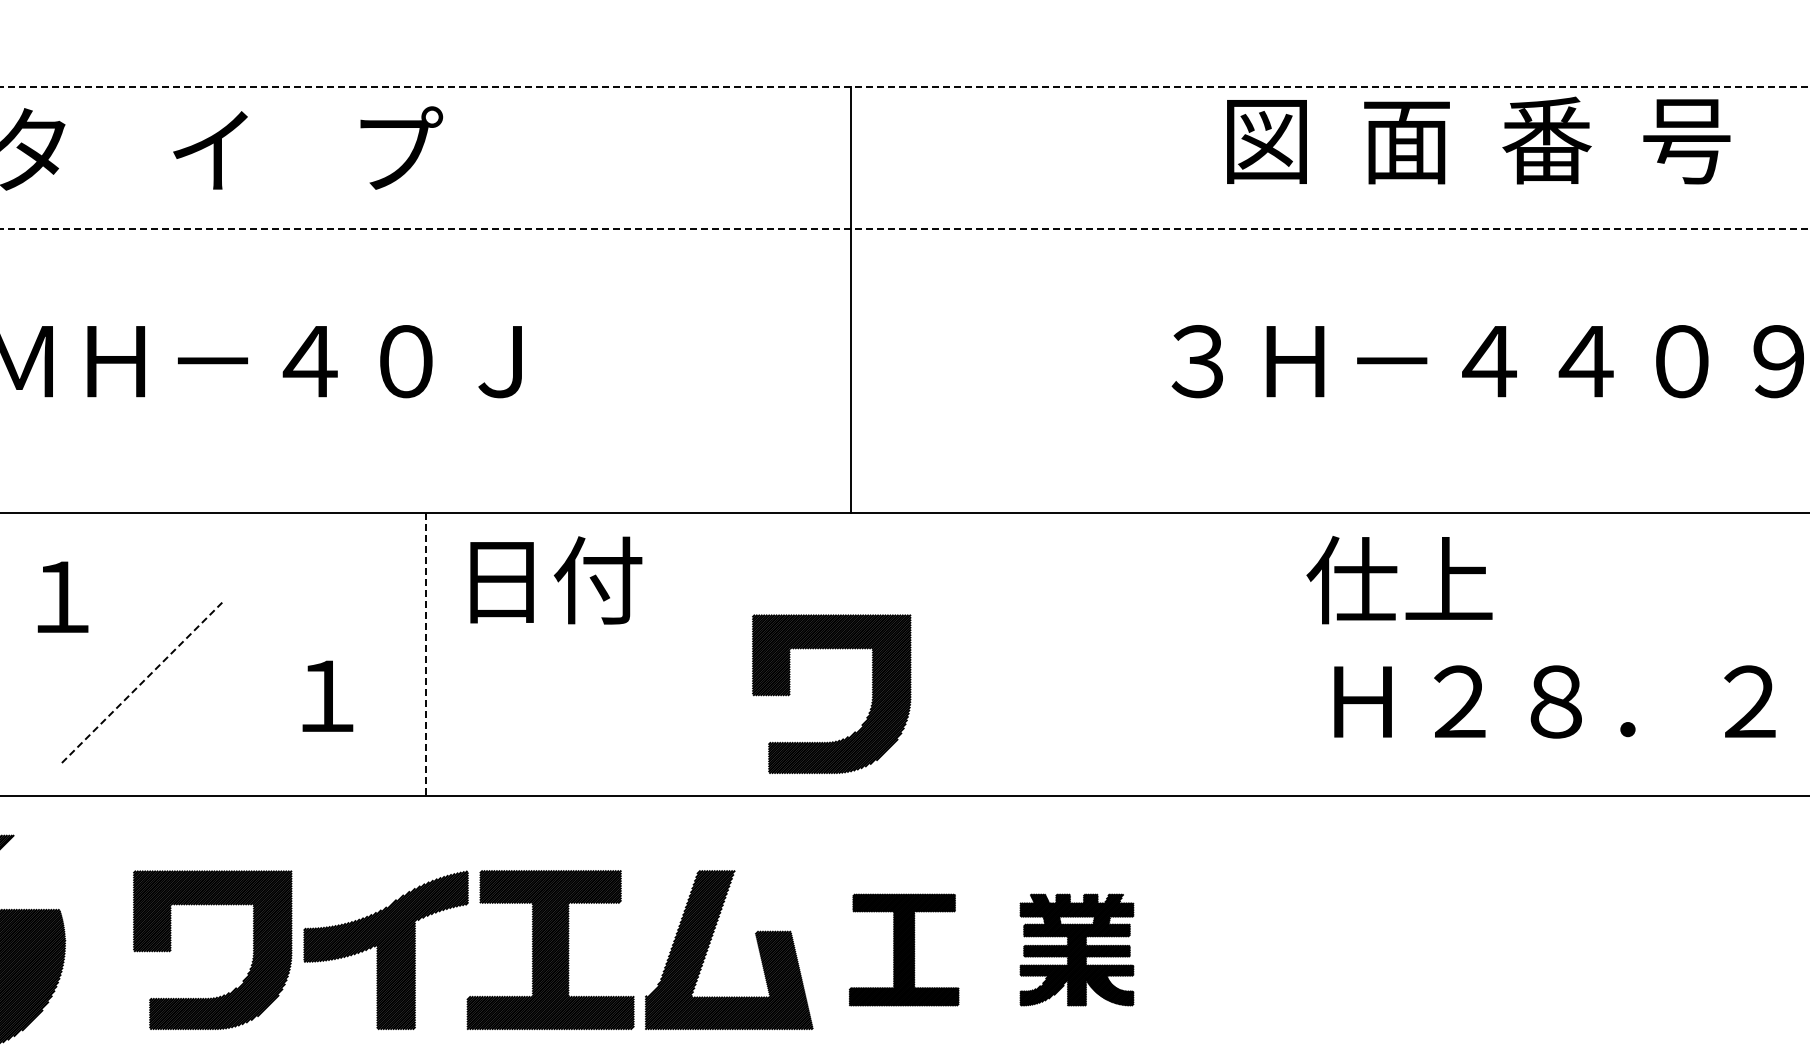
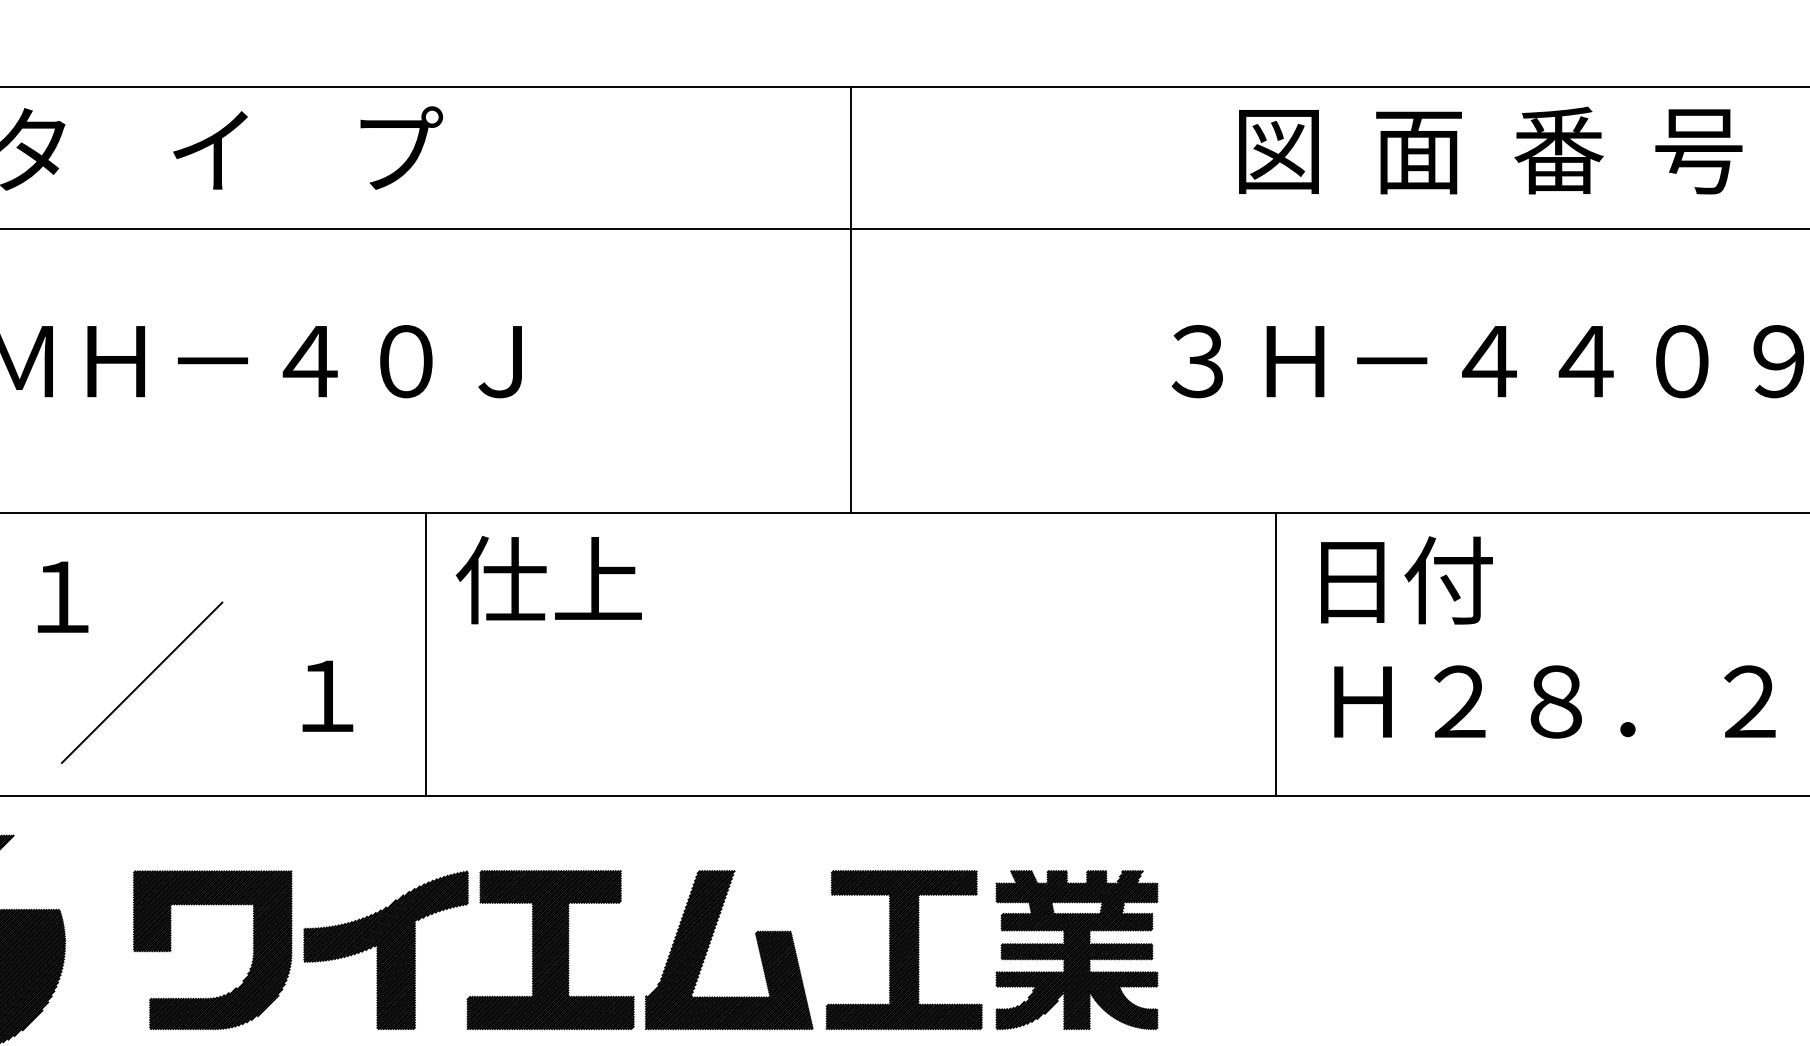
line: dashed -> solid (905, 87)
text position: (1478, 140) -> (1490, 150) (1490, 150)
line: dashed -> solid (905, 229)
text: 日付 -> 仕上 (548, 579)
text: 仕上 -> 日付 (1399, 580)
line: dashed -> solid (425, 654)
line: none -> present (1276, 654)
line: dashed -> solid (142, 682)
part: present -> none (871, 699)
part size: 111x114 px -> 158x160 px (903, 949)
part size: 116x114 px -> 164x160 px (1076, 949)
